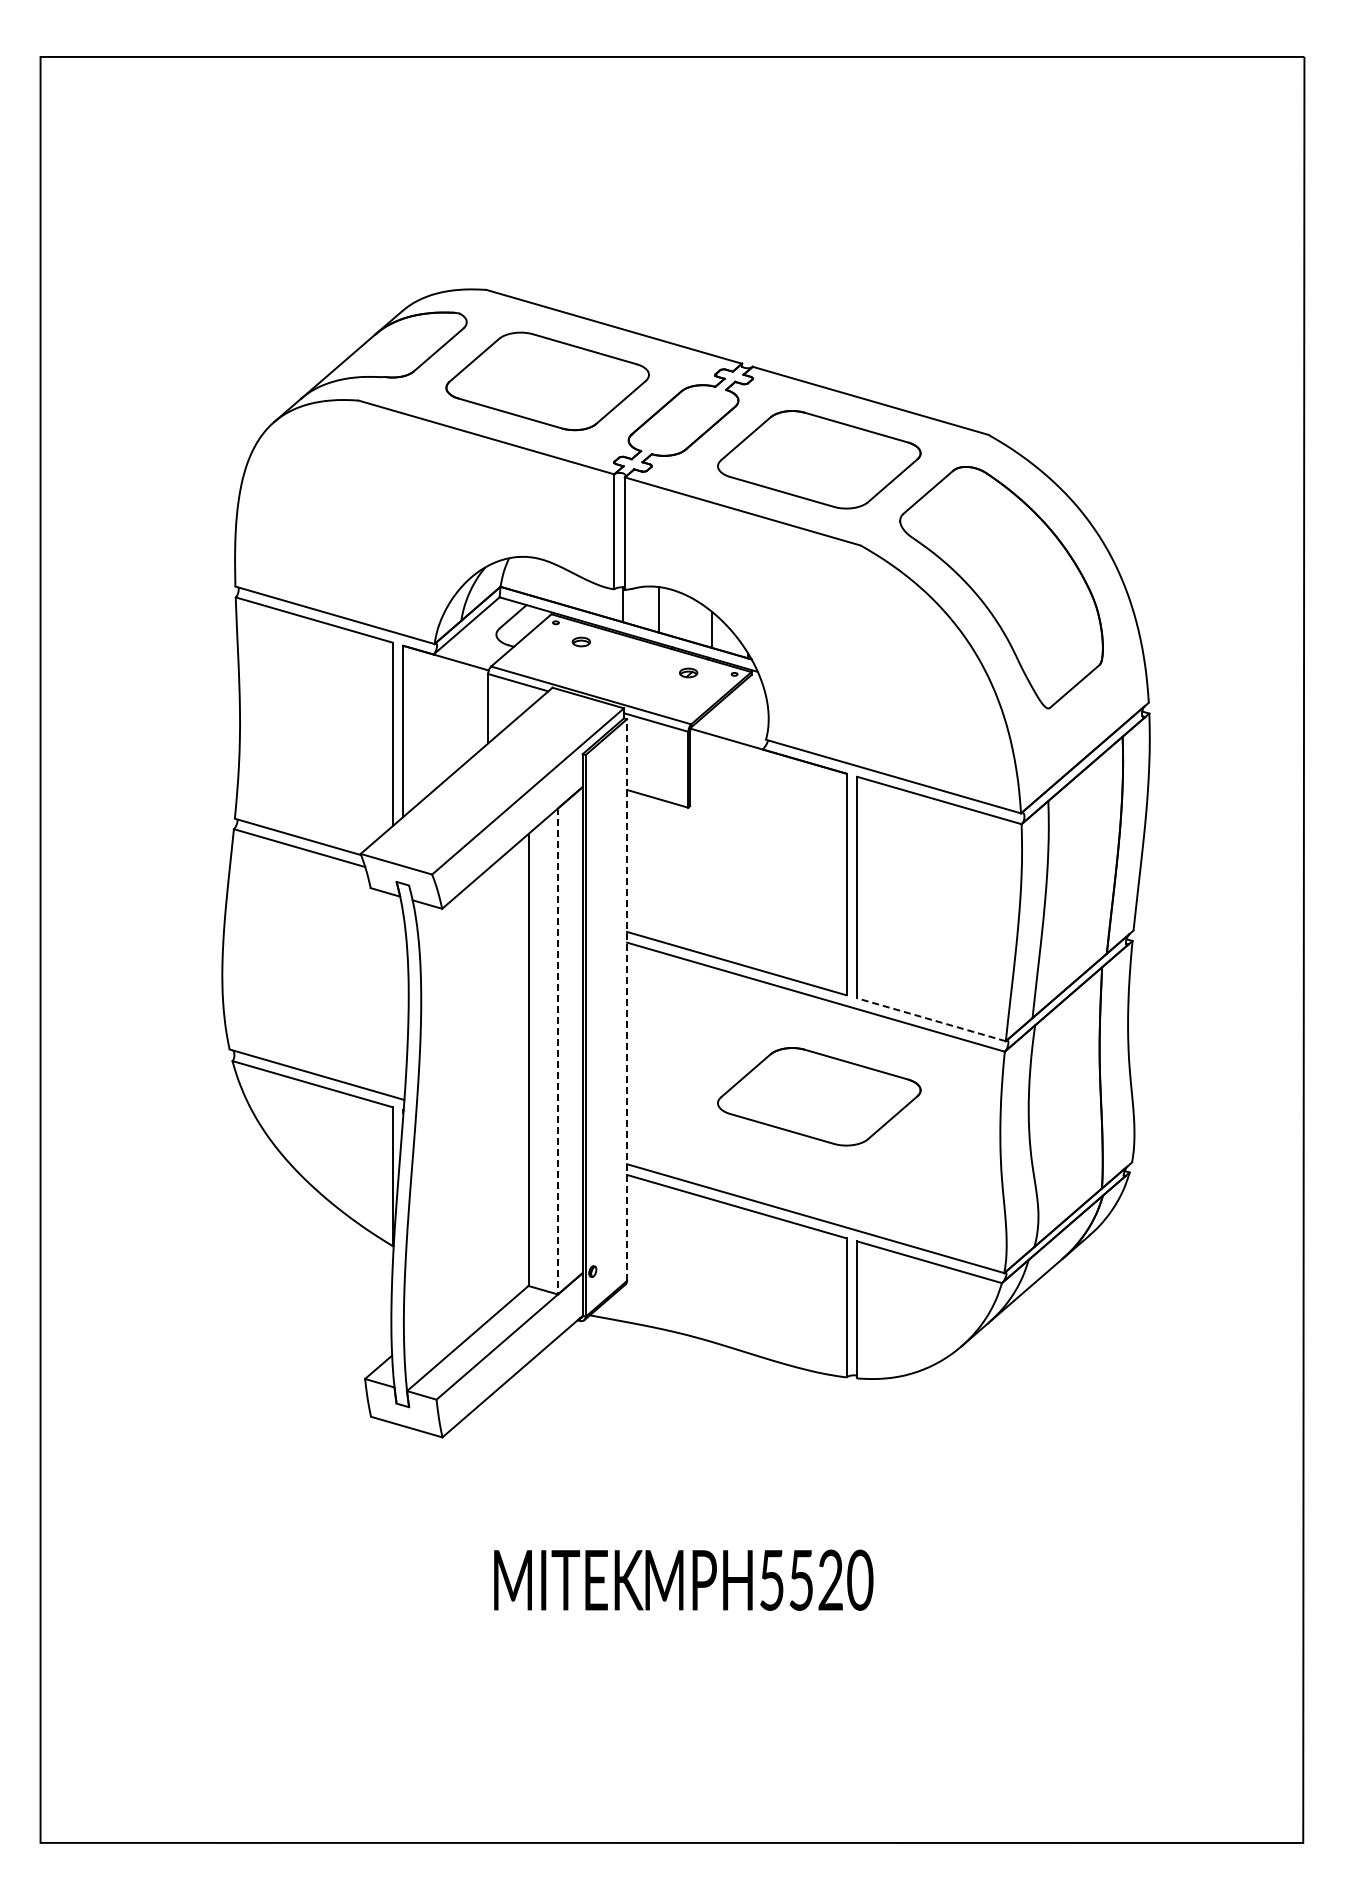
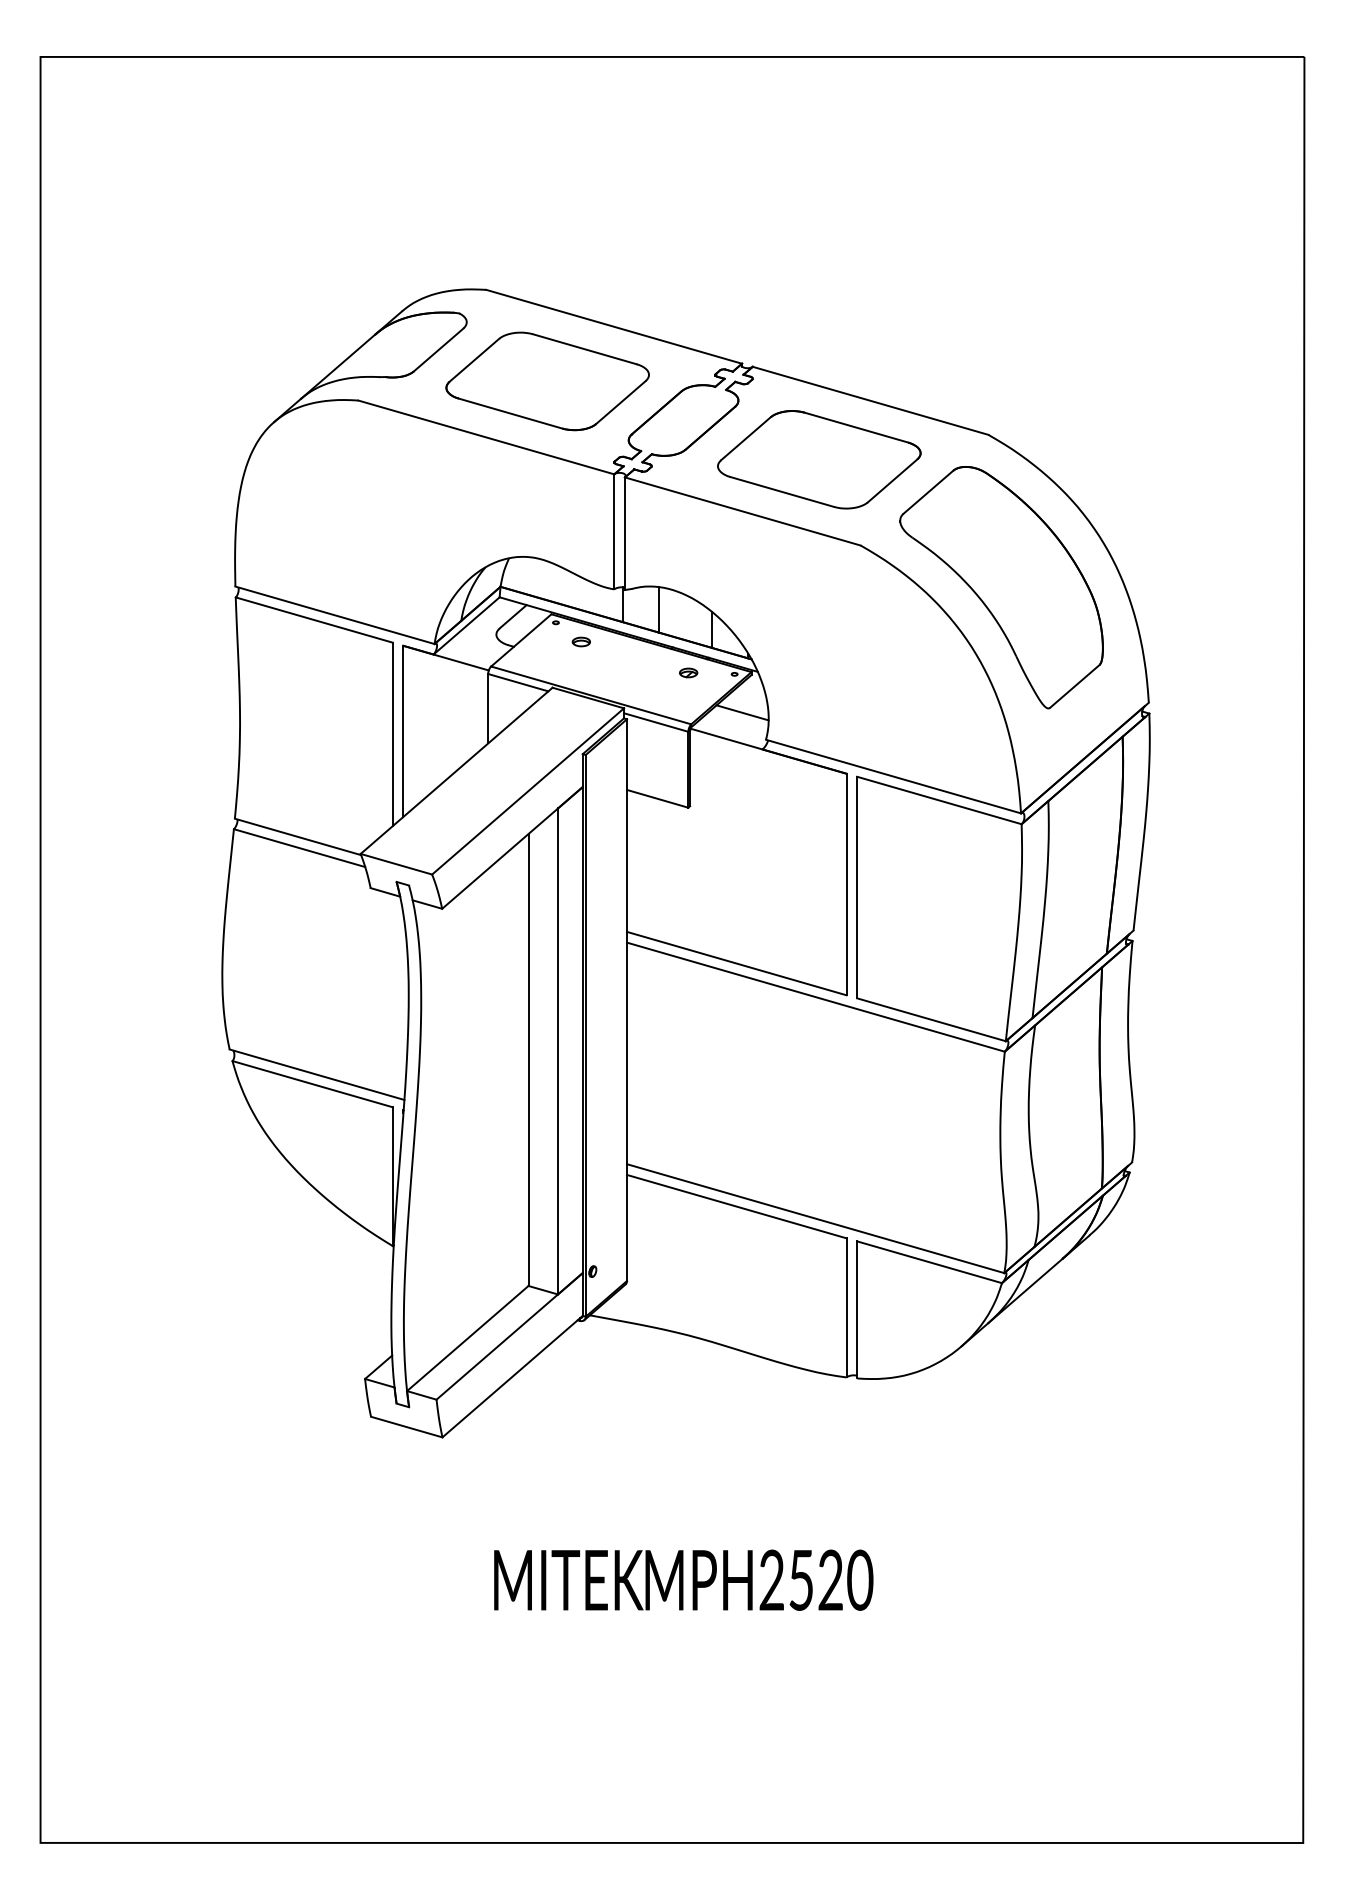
line: none -> present (742, 712)
line: dashed -> solid (627, 1000)
line: dashed -> solid (931, 1019)
line: dashed -> solid (558, 1051)
part: present -> none (819, 1096)
text: MPH5520 -> MPH2520 (771, 1579)
